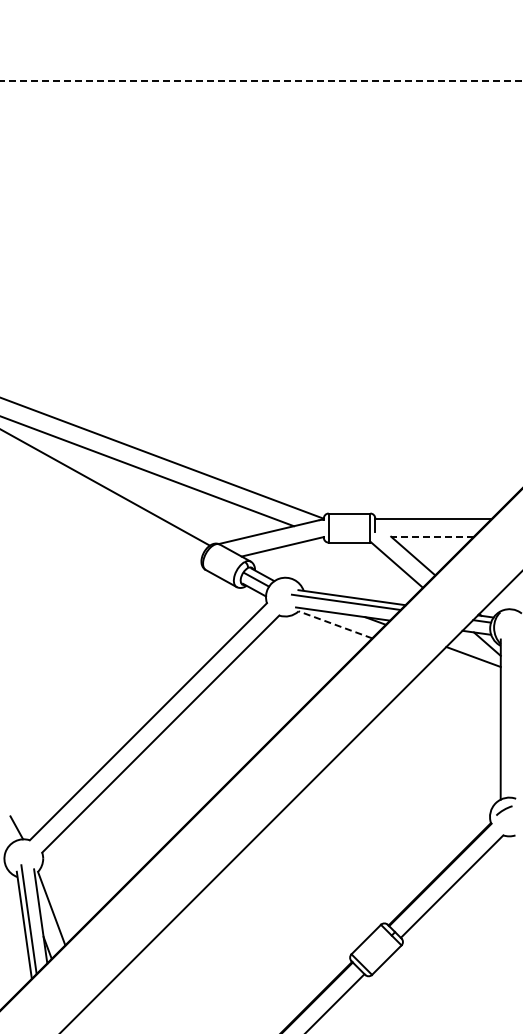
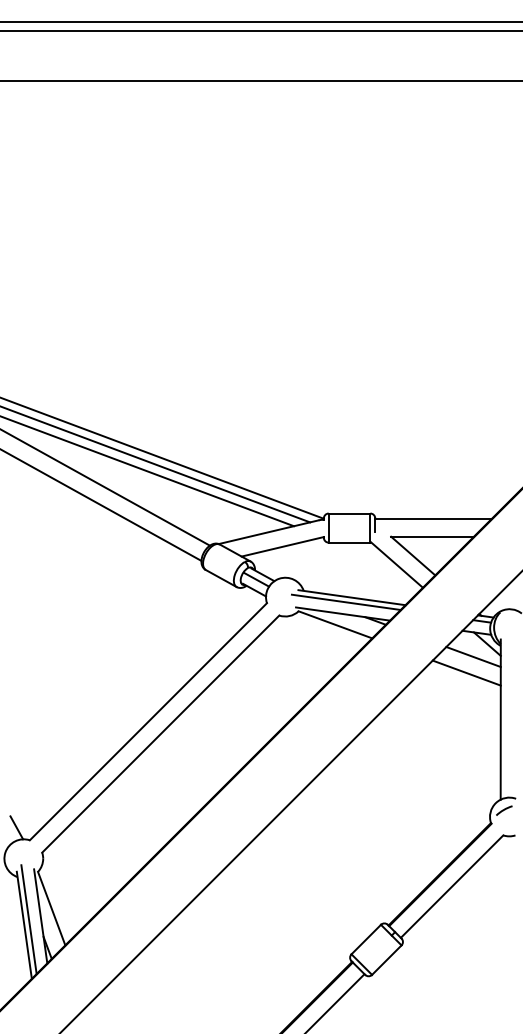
line: none -> present (260, 22)
line: none -> present (260, 31)
line: dashed -> solid (261, 80)
line: none -> present (156, 464)
line: none -> present (101, 505)
line: dashed -> solid (432, 536)
line: dashed -> solid (335, 624)
line: none -> present (466, 672)
